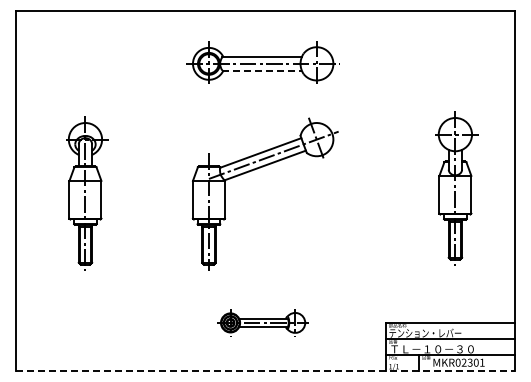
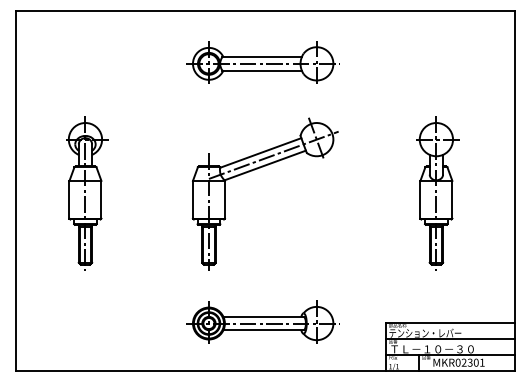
line: dashed -> solid (262, 70)
part position: (456, 188) -> (437, 193) (437, 193)
part size: 92x28 px -> 154x44 px (262, 321)
line: dashed -> solid (265, 370)
